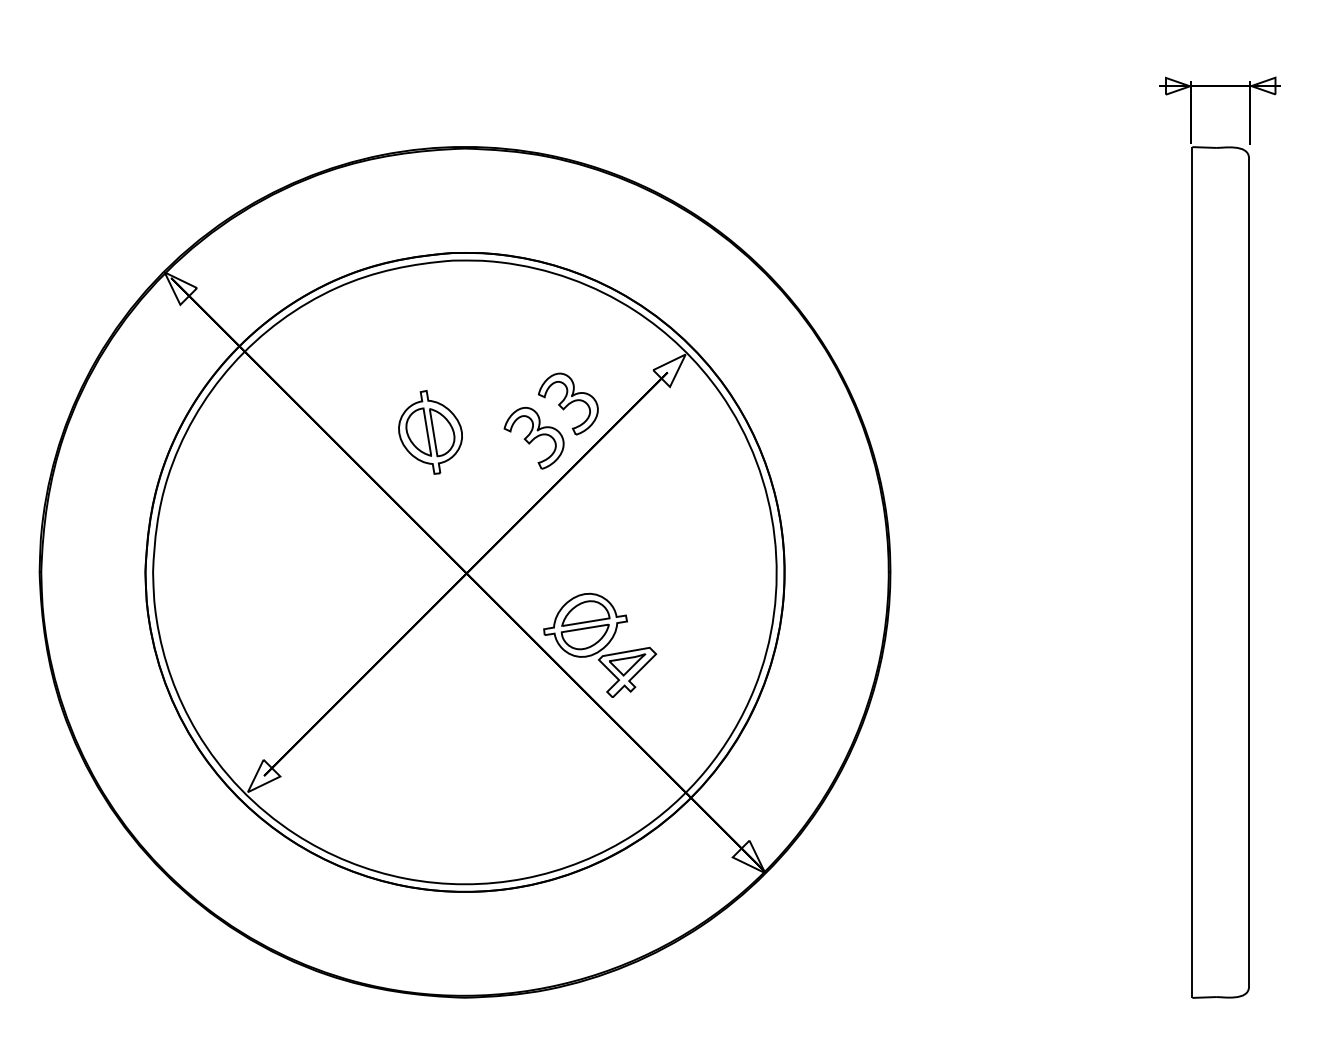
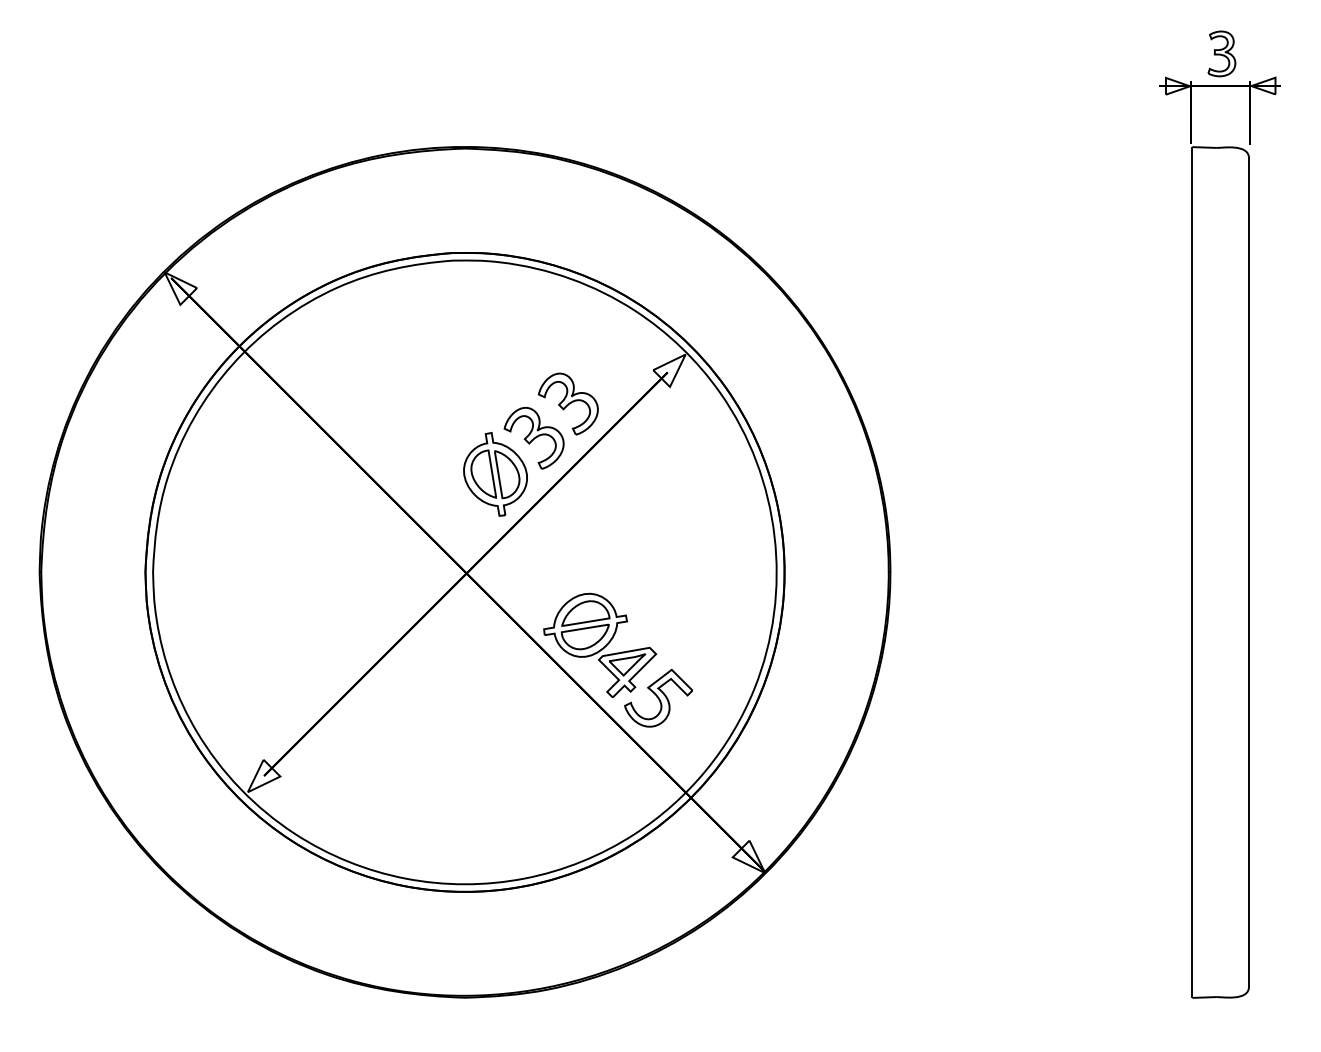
part: none -> present (1221, 53)
part position: (430, 432) -> (495, 474) (495, 474)
part: none -> present (658, 697)
